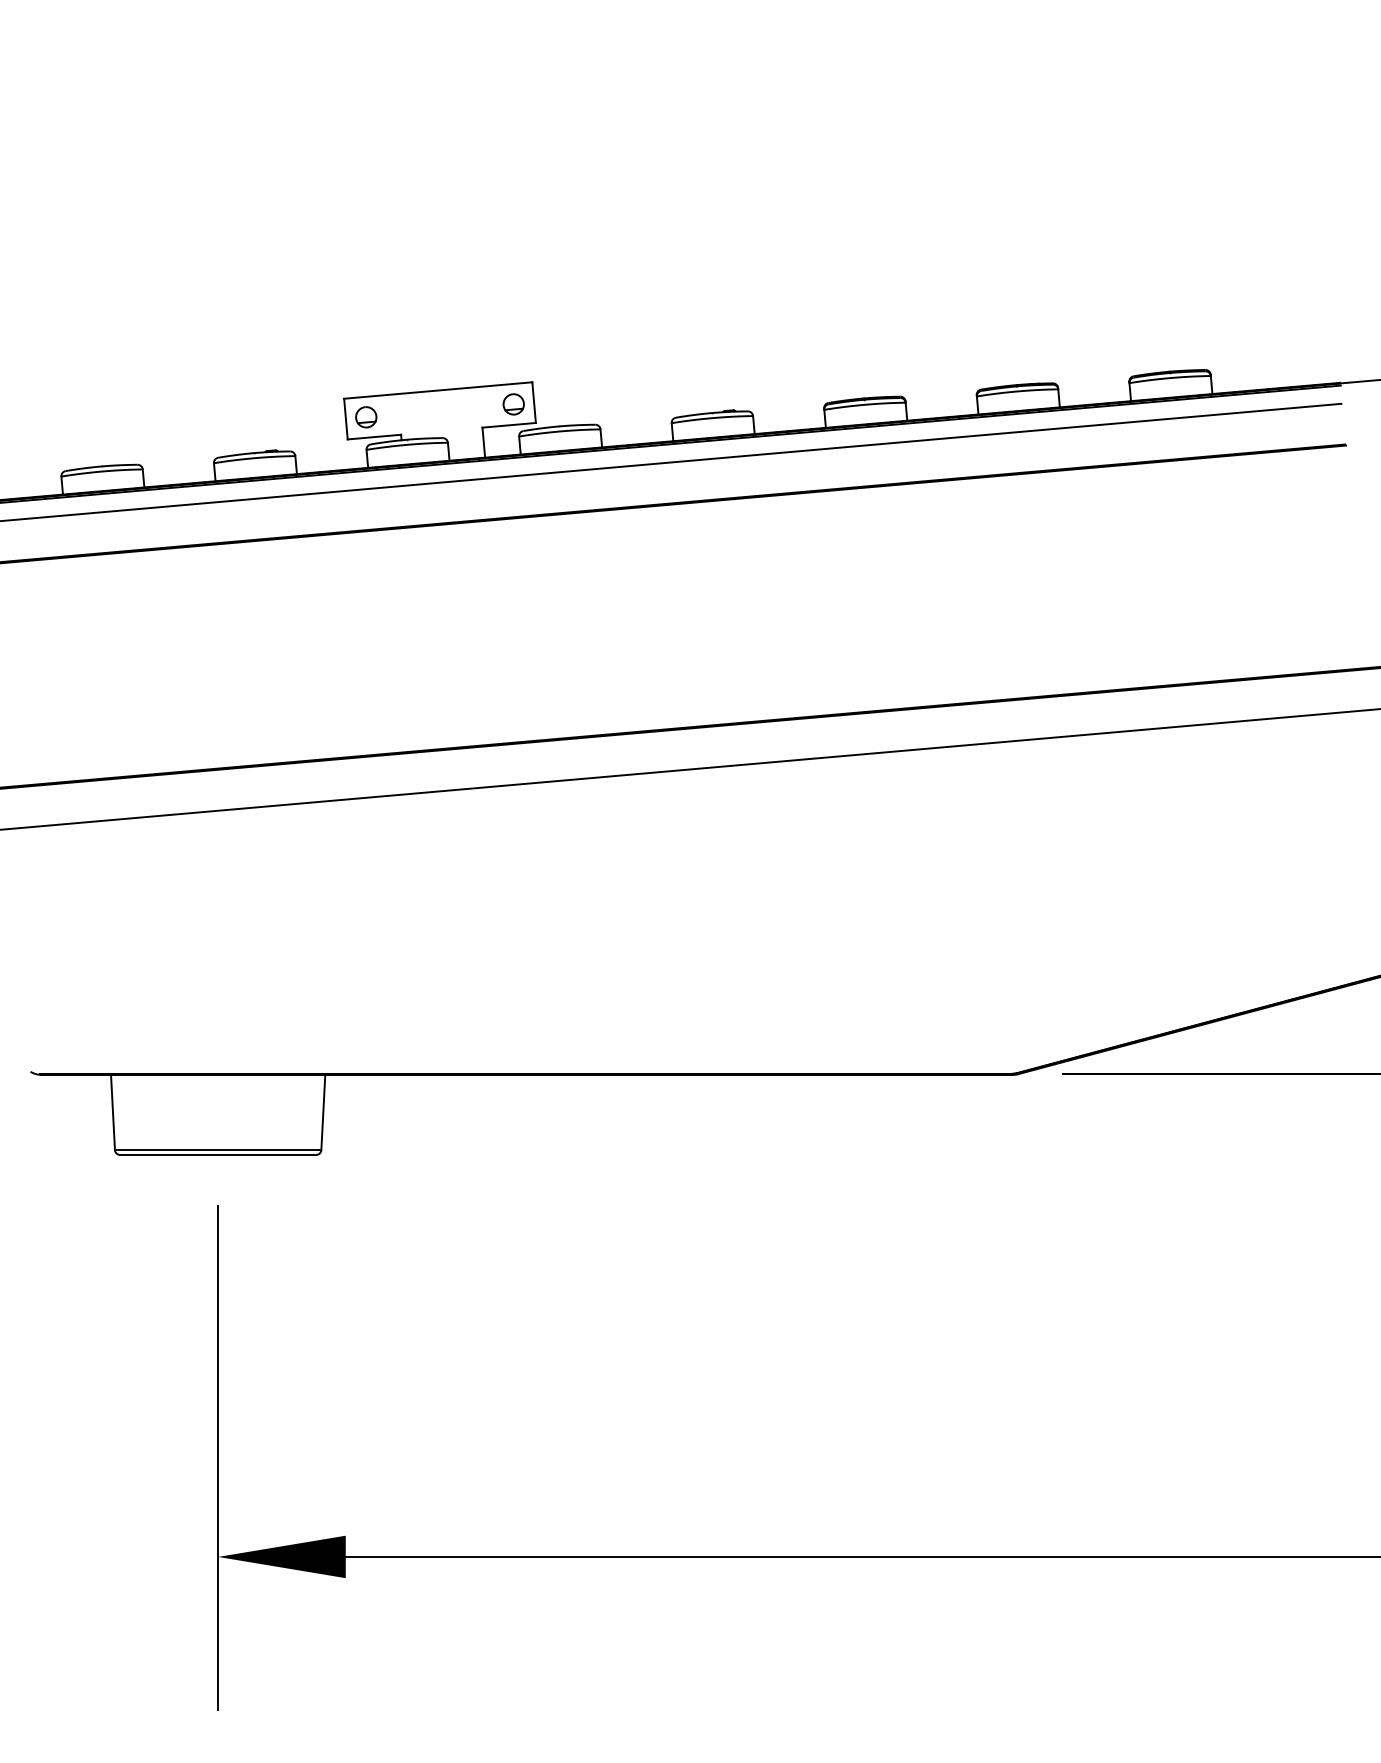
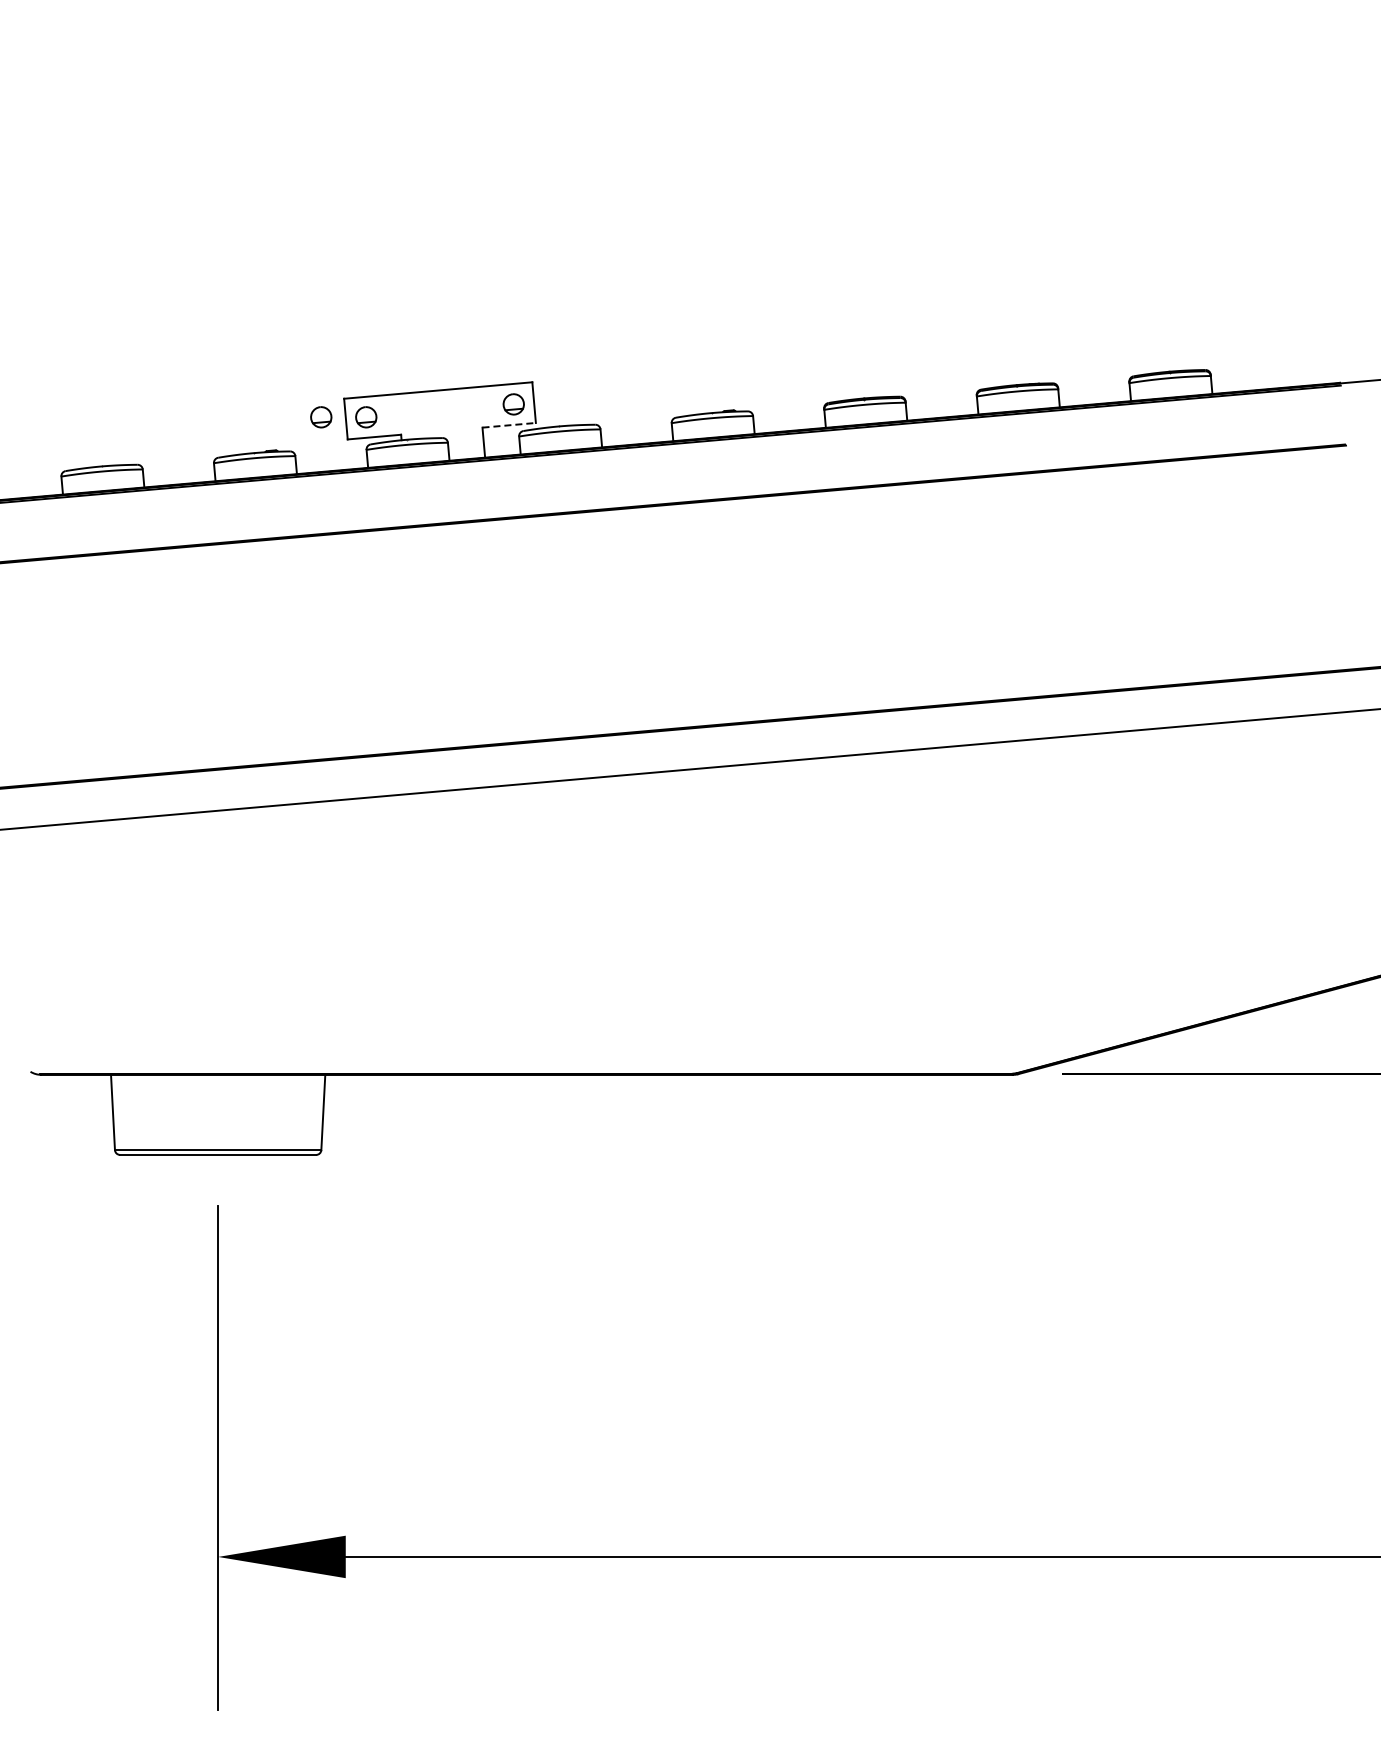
part: none -> present (321, 417)
line: solid -> dashed (509, 425)
line: present -> none (671, 461)
